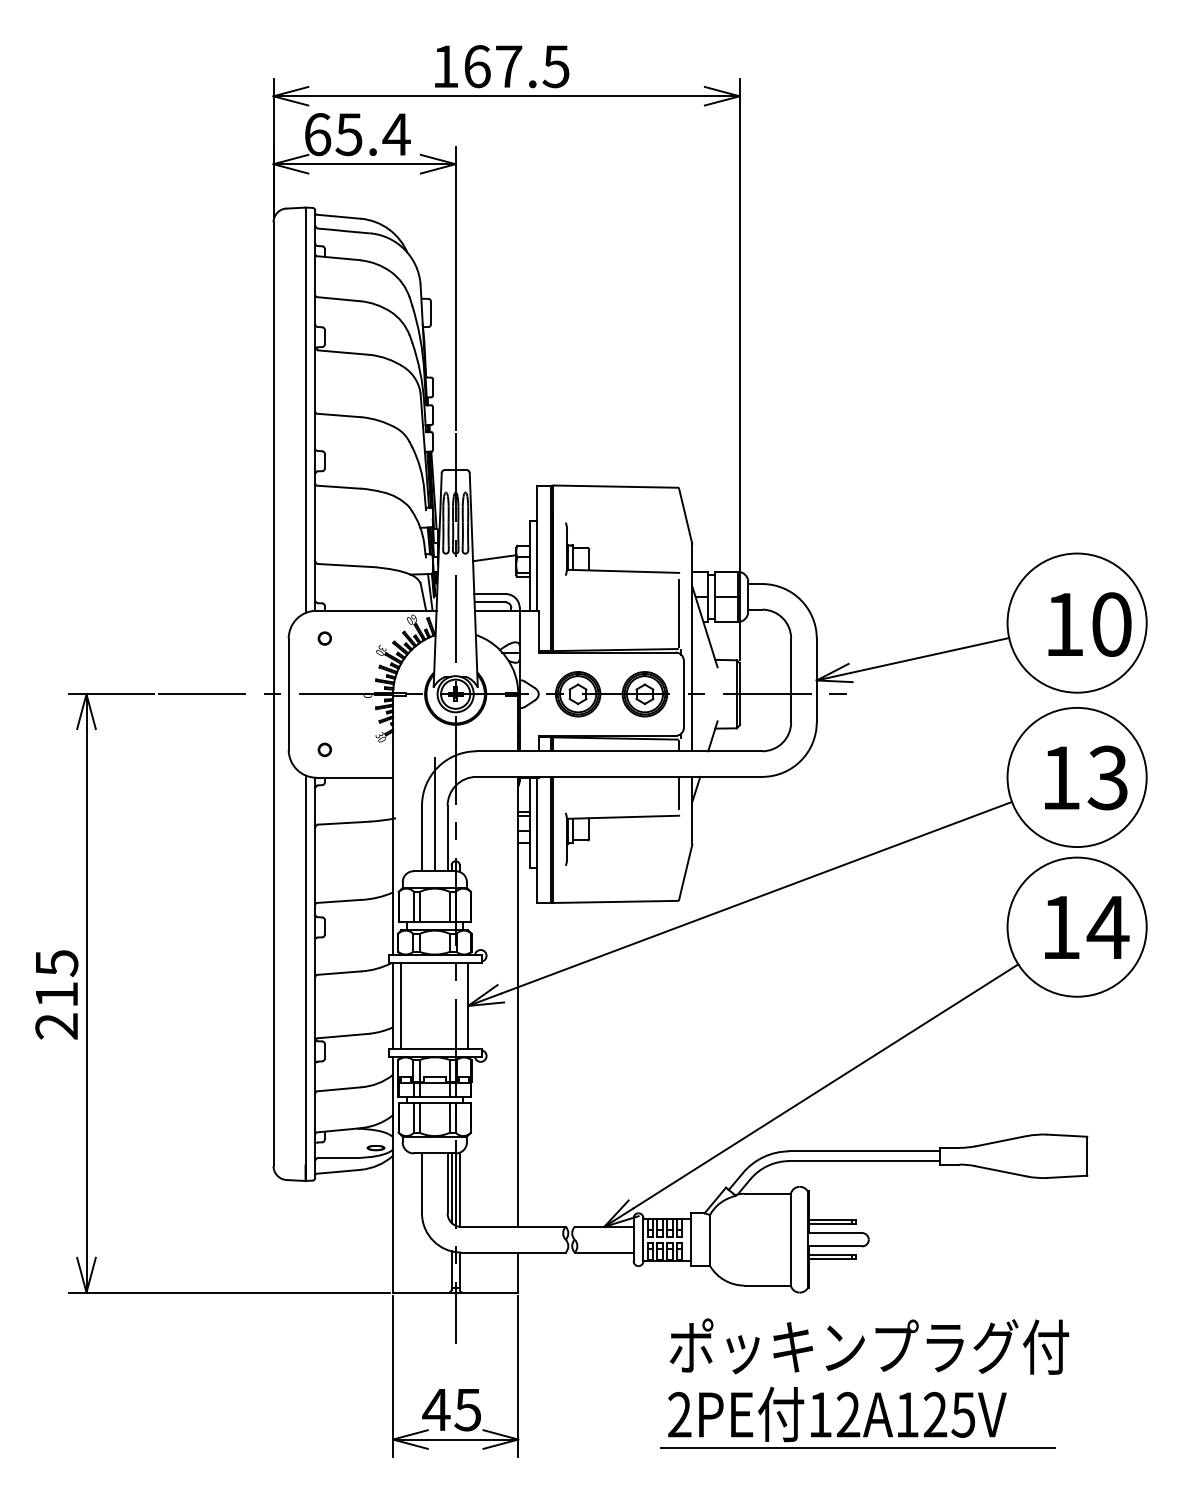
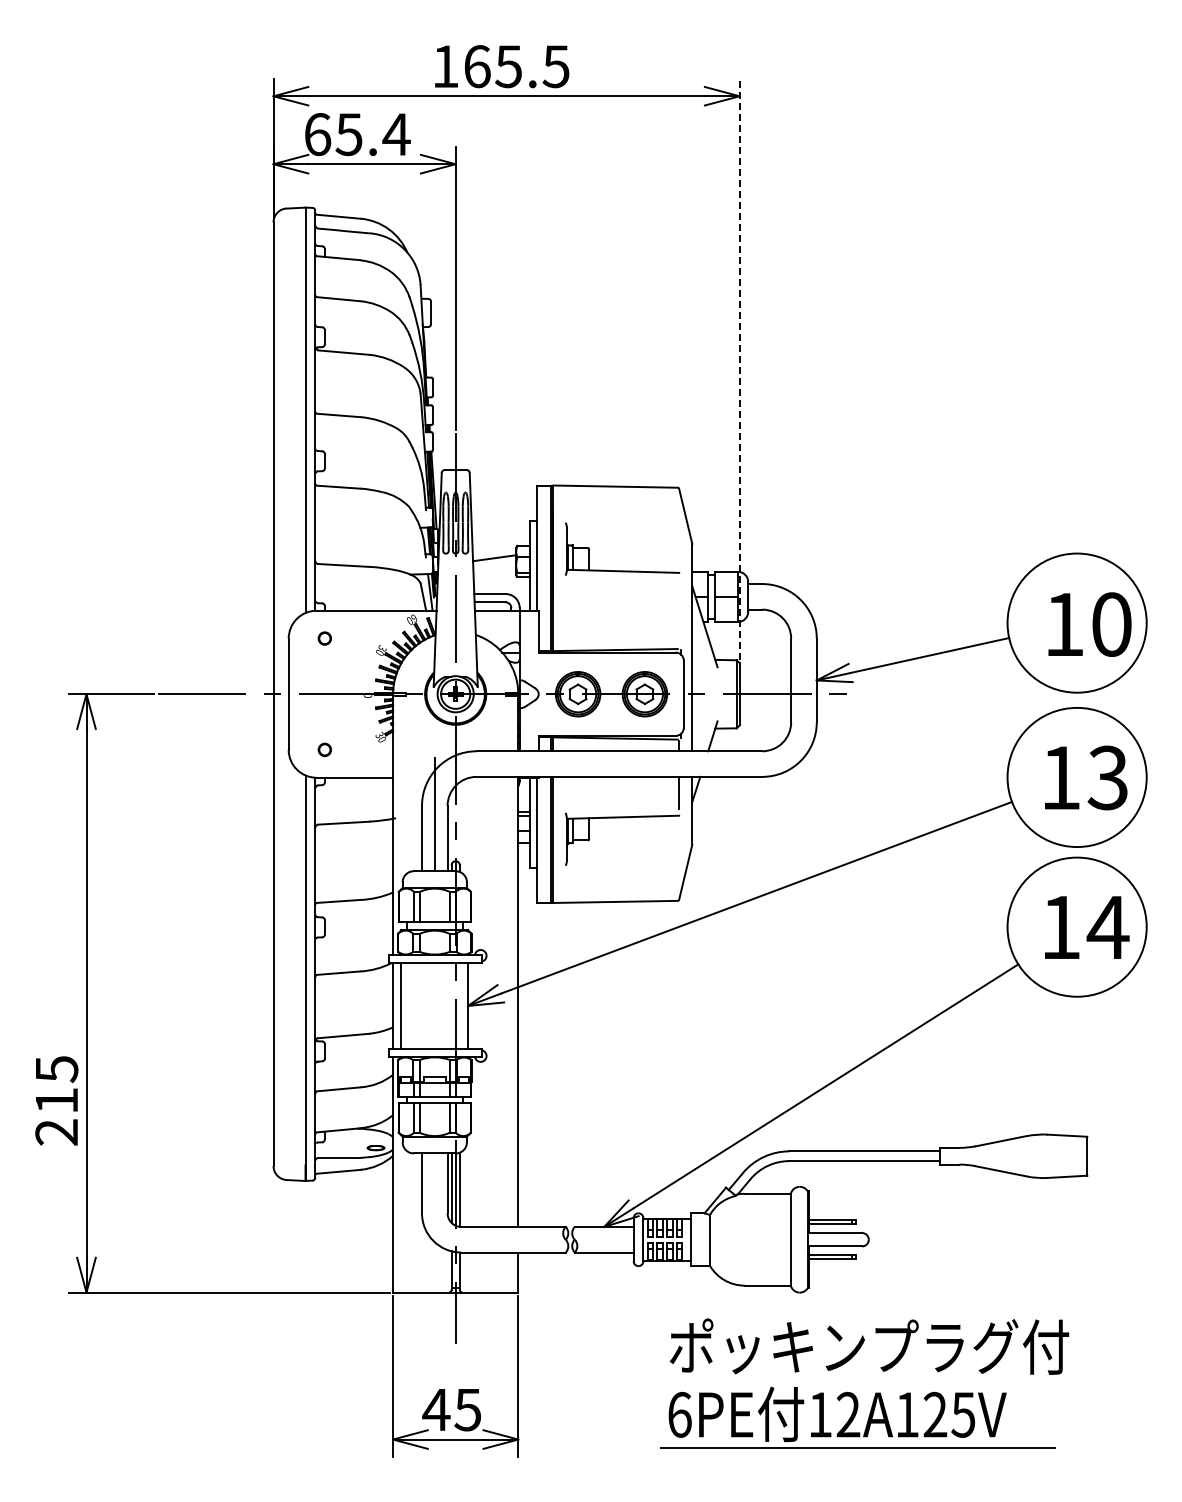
text: 167.5 -> 165.5 (508, 66)
line: solid -> dashed (739, 368)
line: present -> none (679, 613)
text position: (56, 994) -> (56, 1100) (56, 1100)
text: 2PE -> 6PE (679, 1414)
